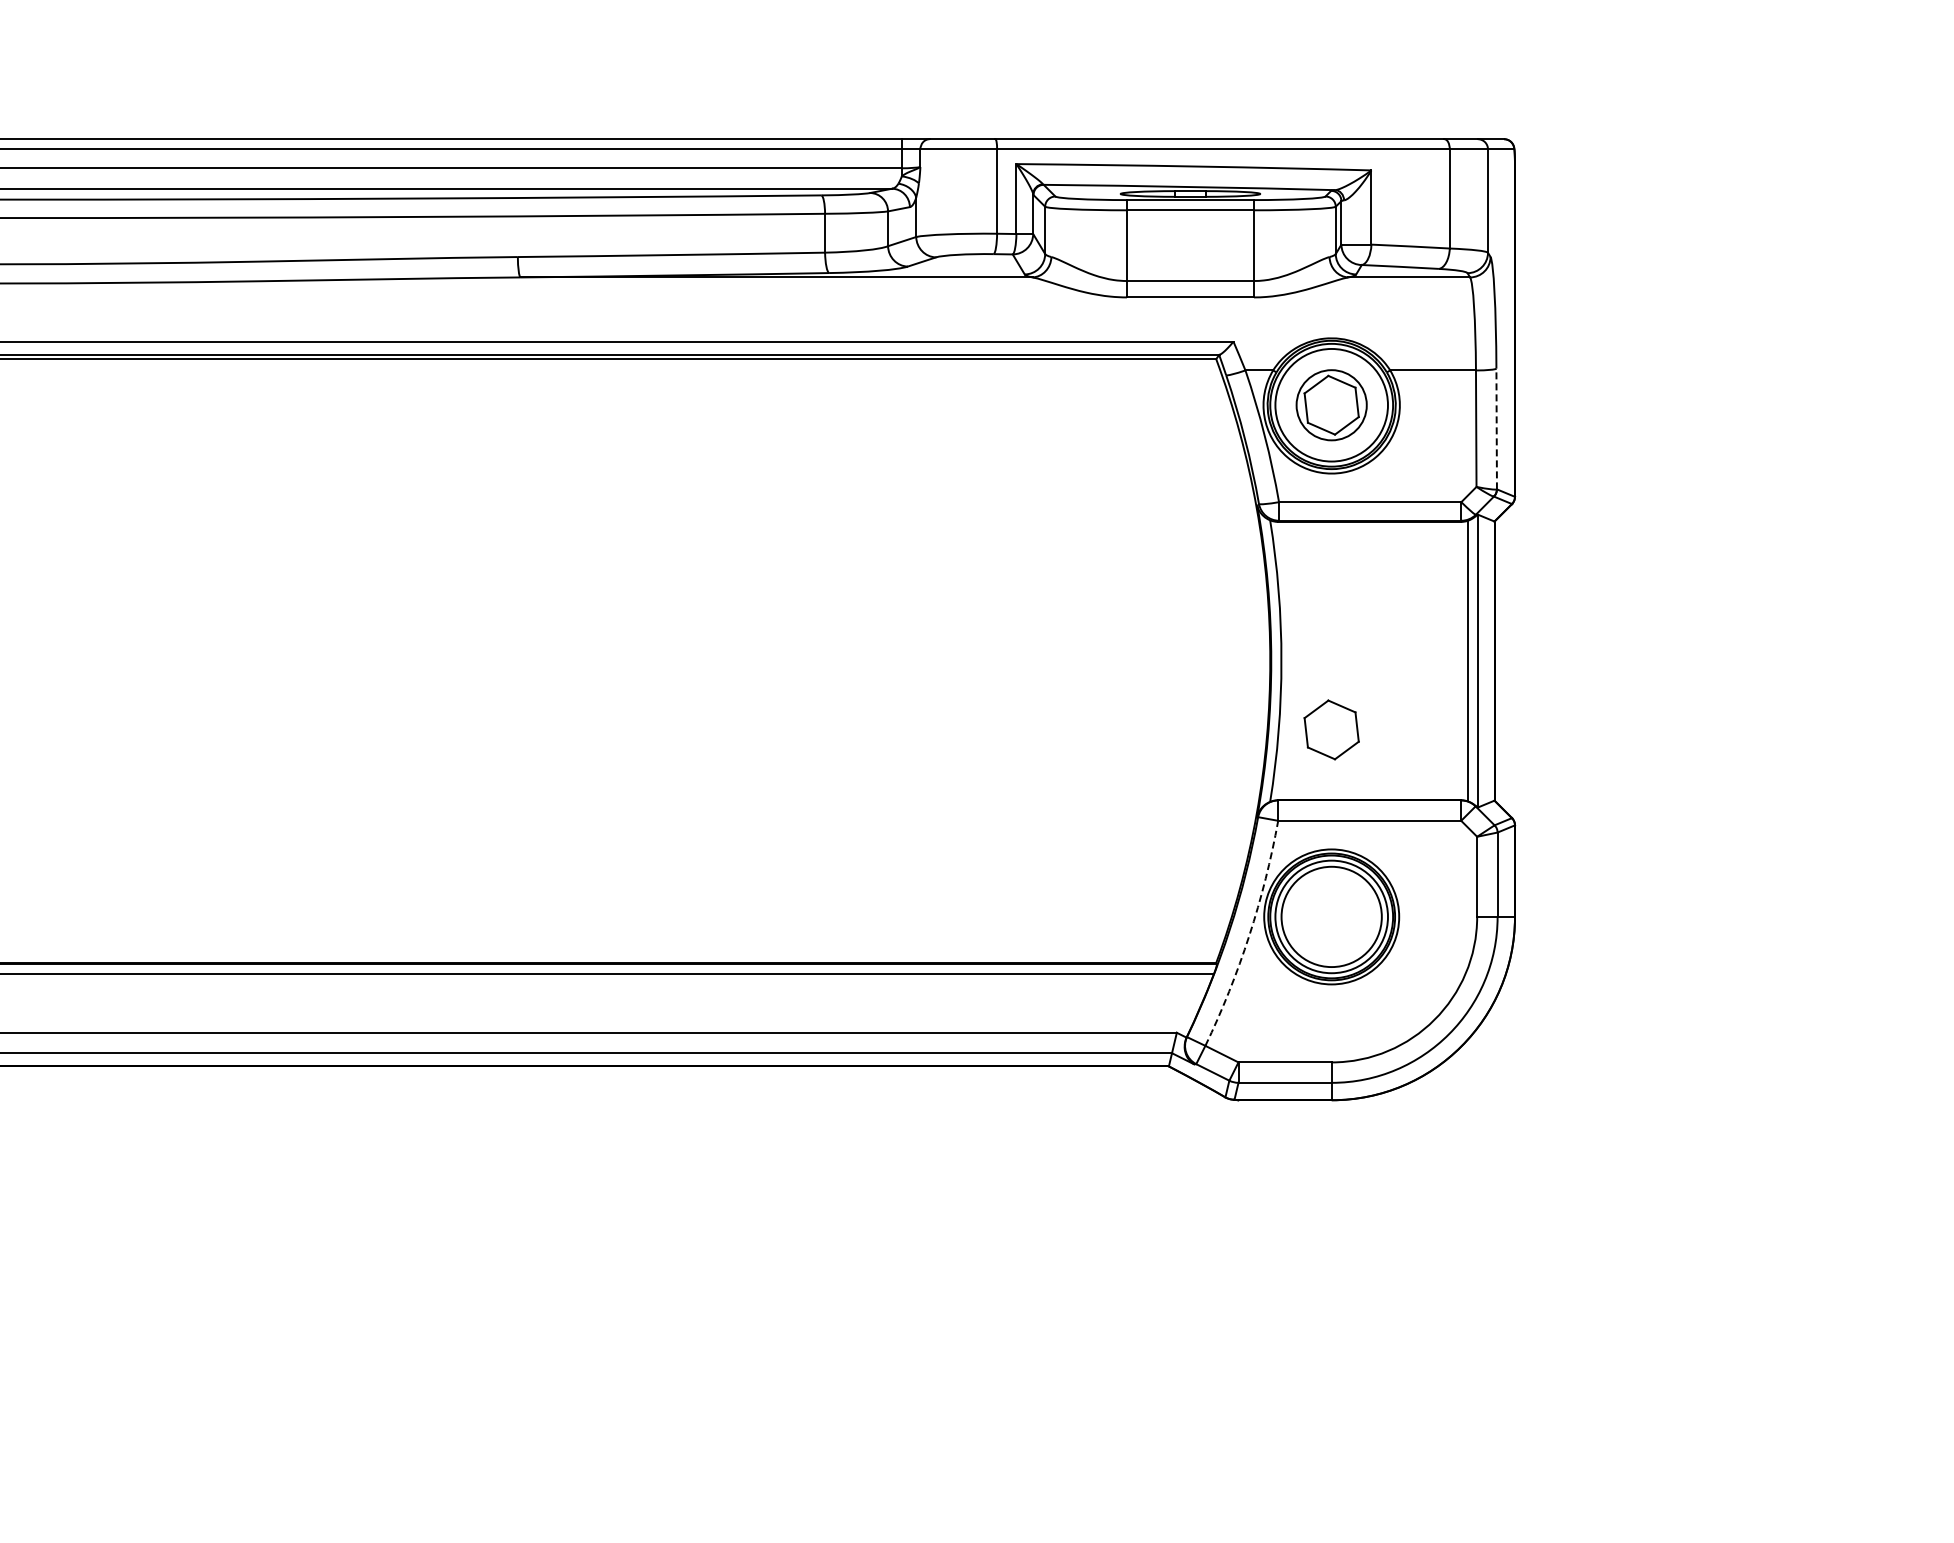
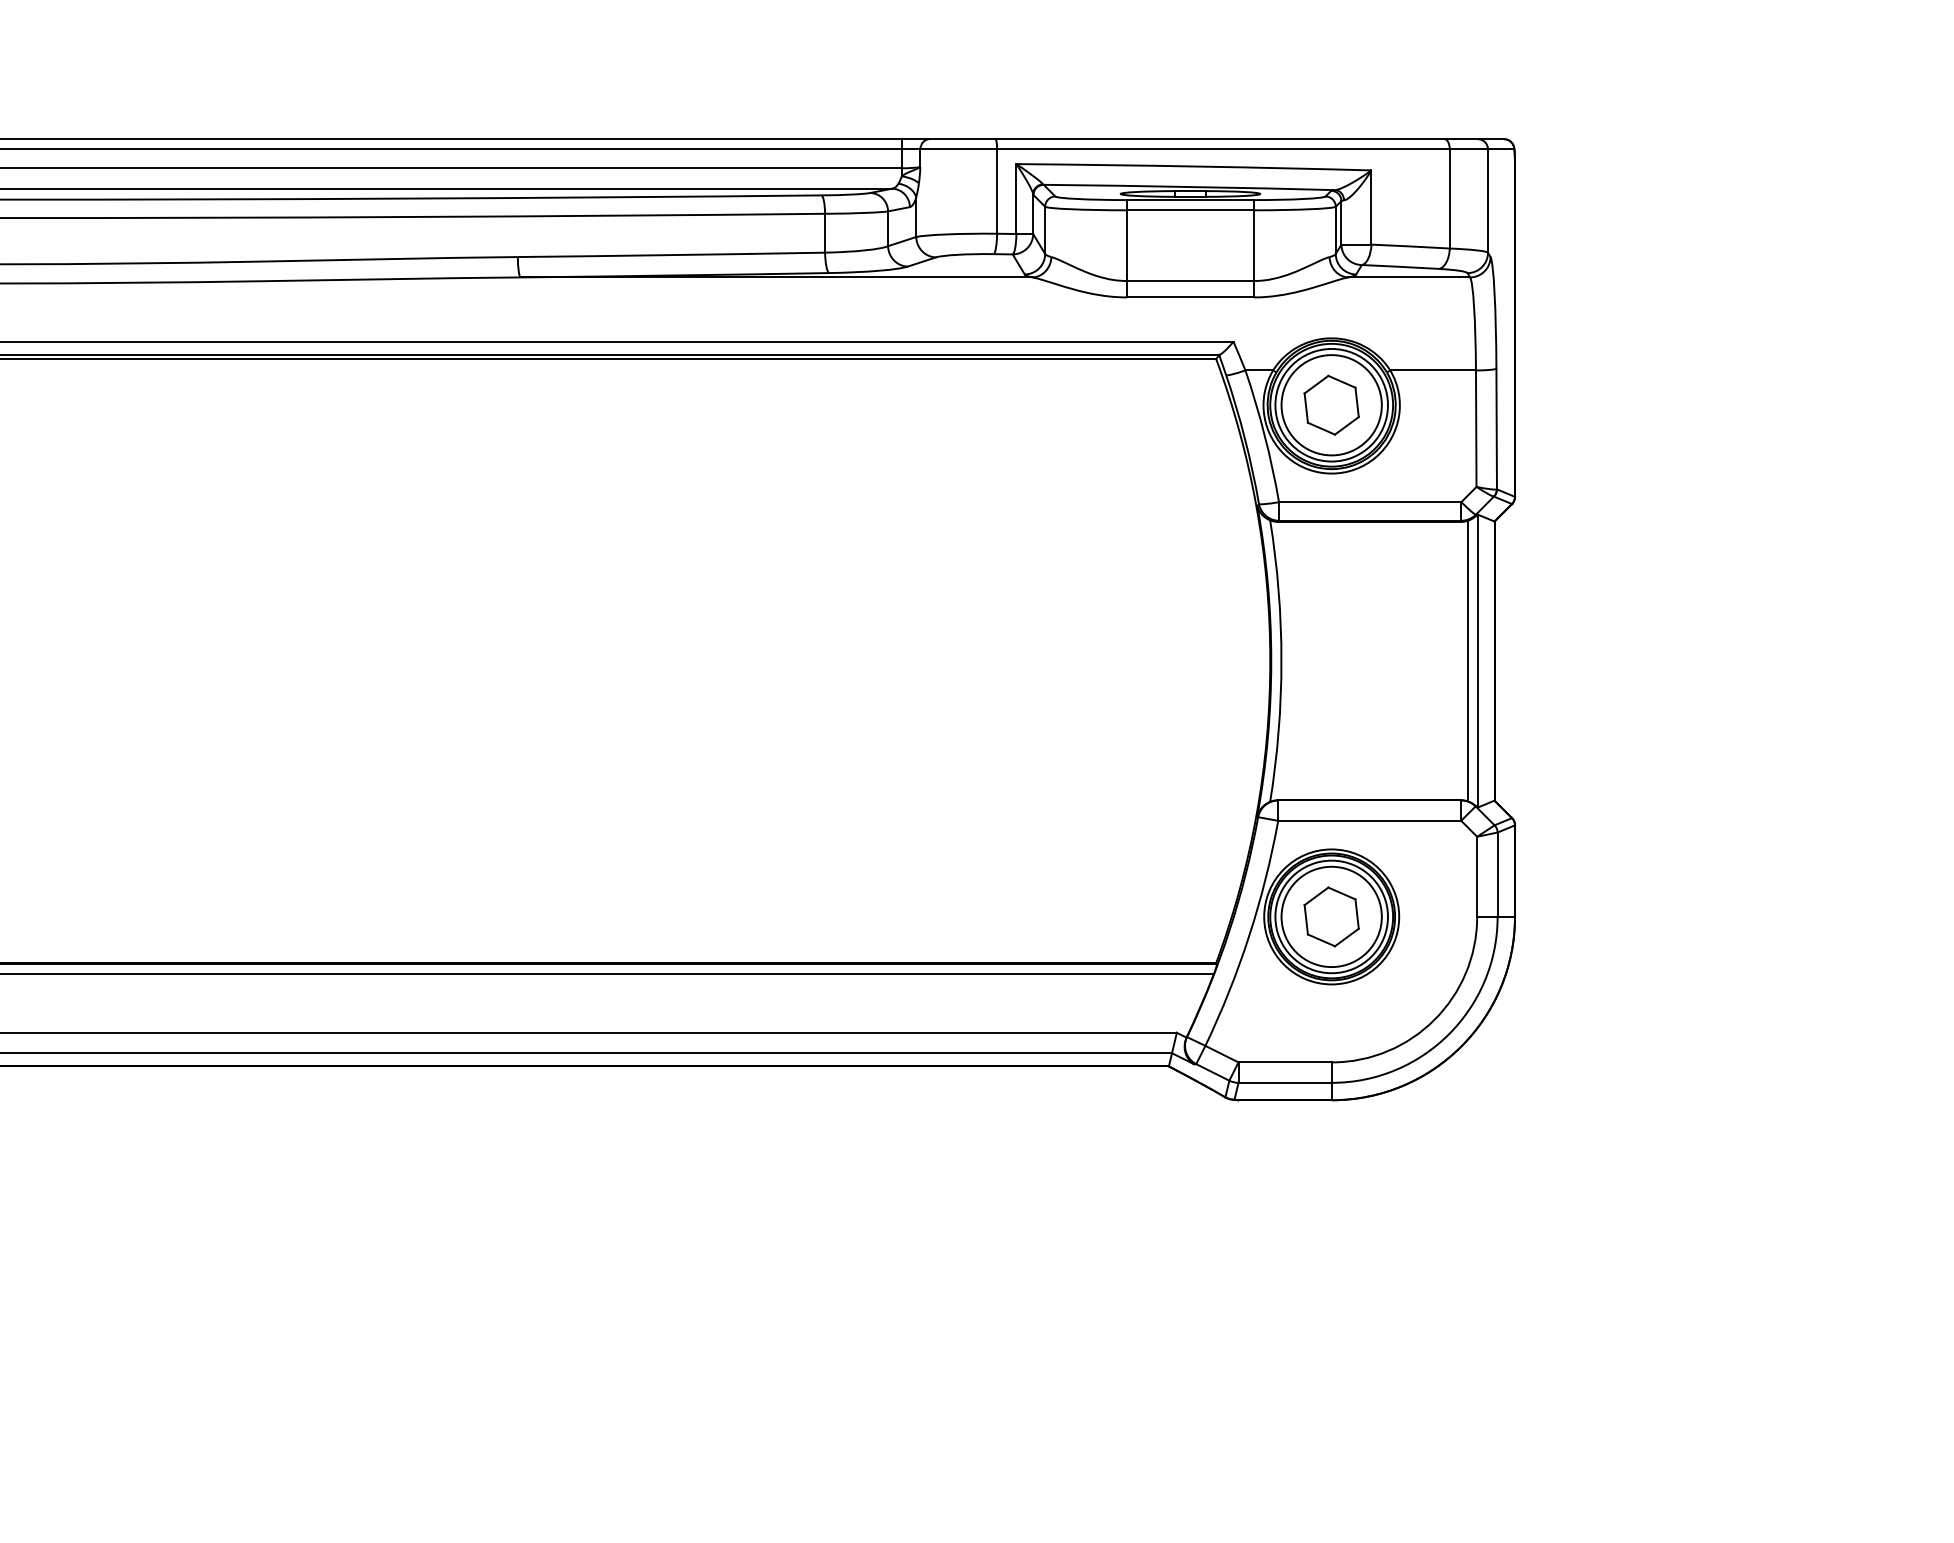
circle diameter: 70 px -> 100 px (1331, 405)
line: dashed -> solid (1496, 428)
part position: (1331, 729) -> (1331, 916) (1331, 916)
arc: dashed -> solid (1249, 935)
